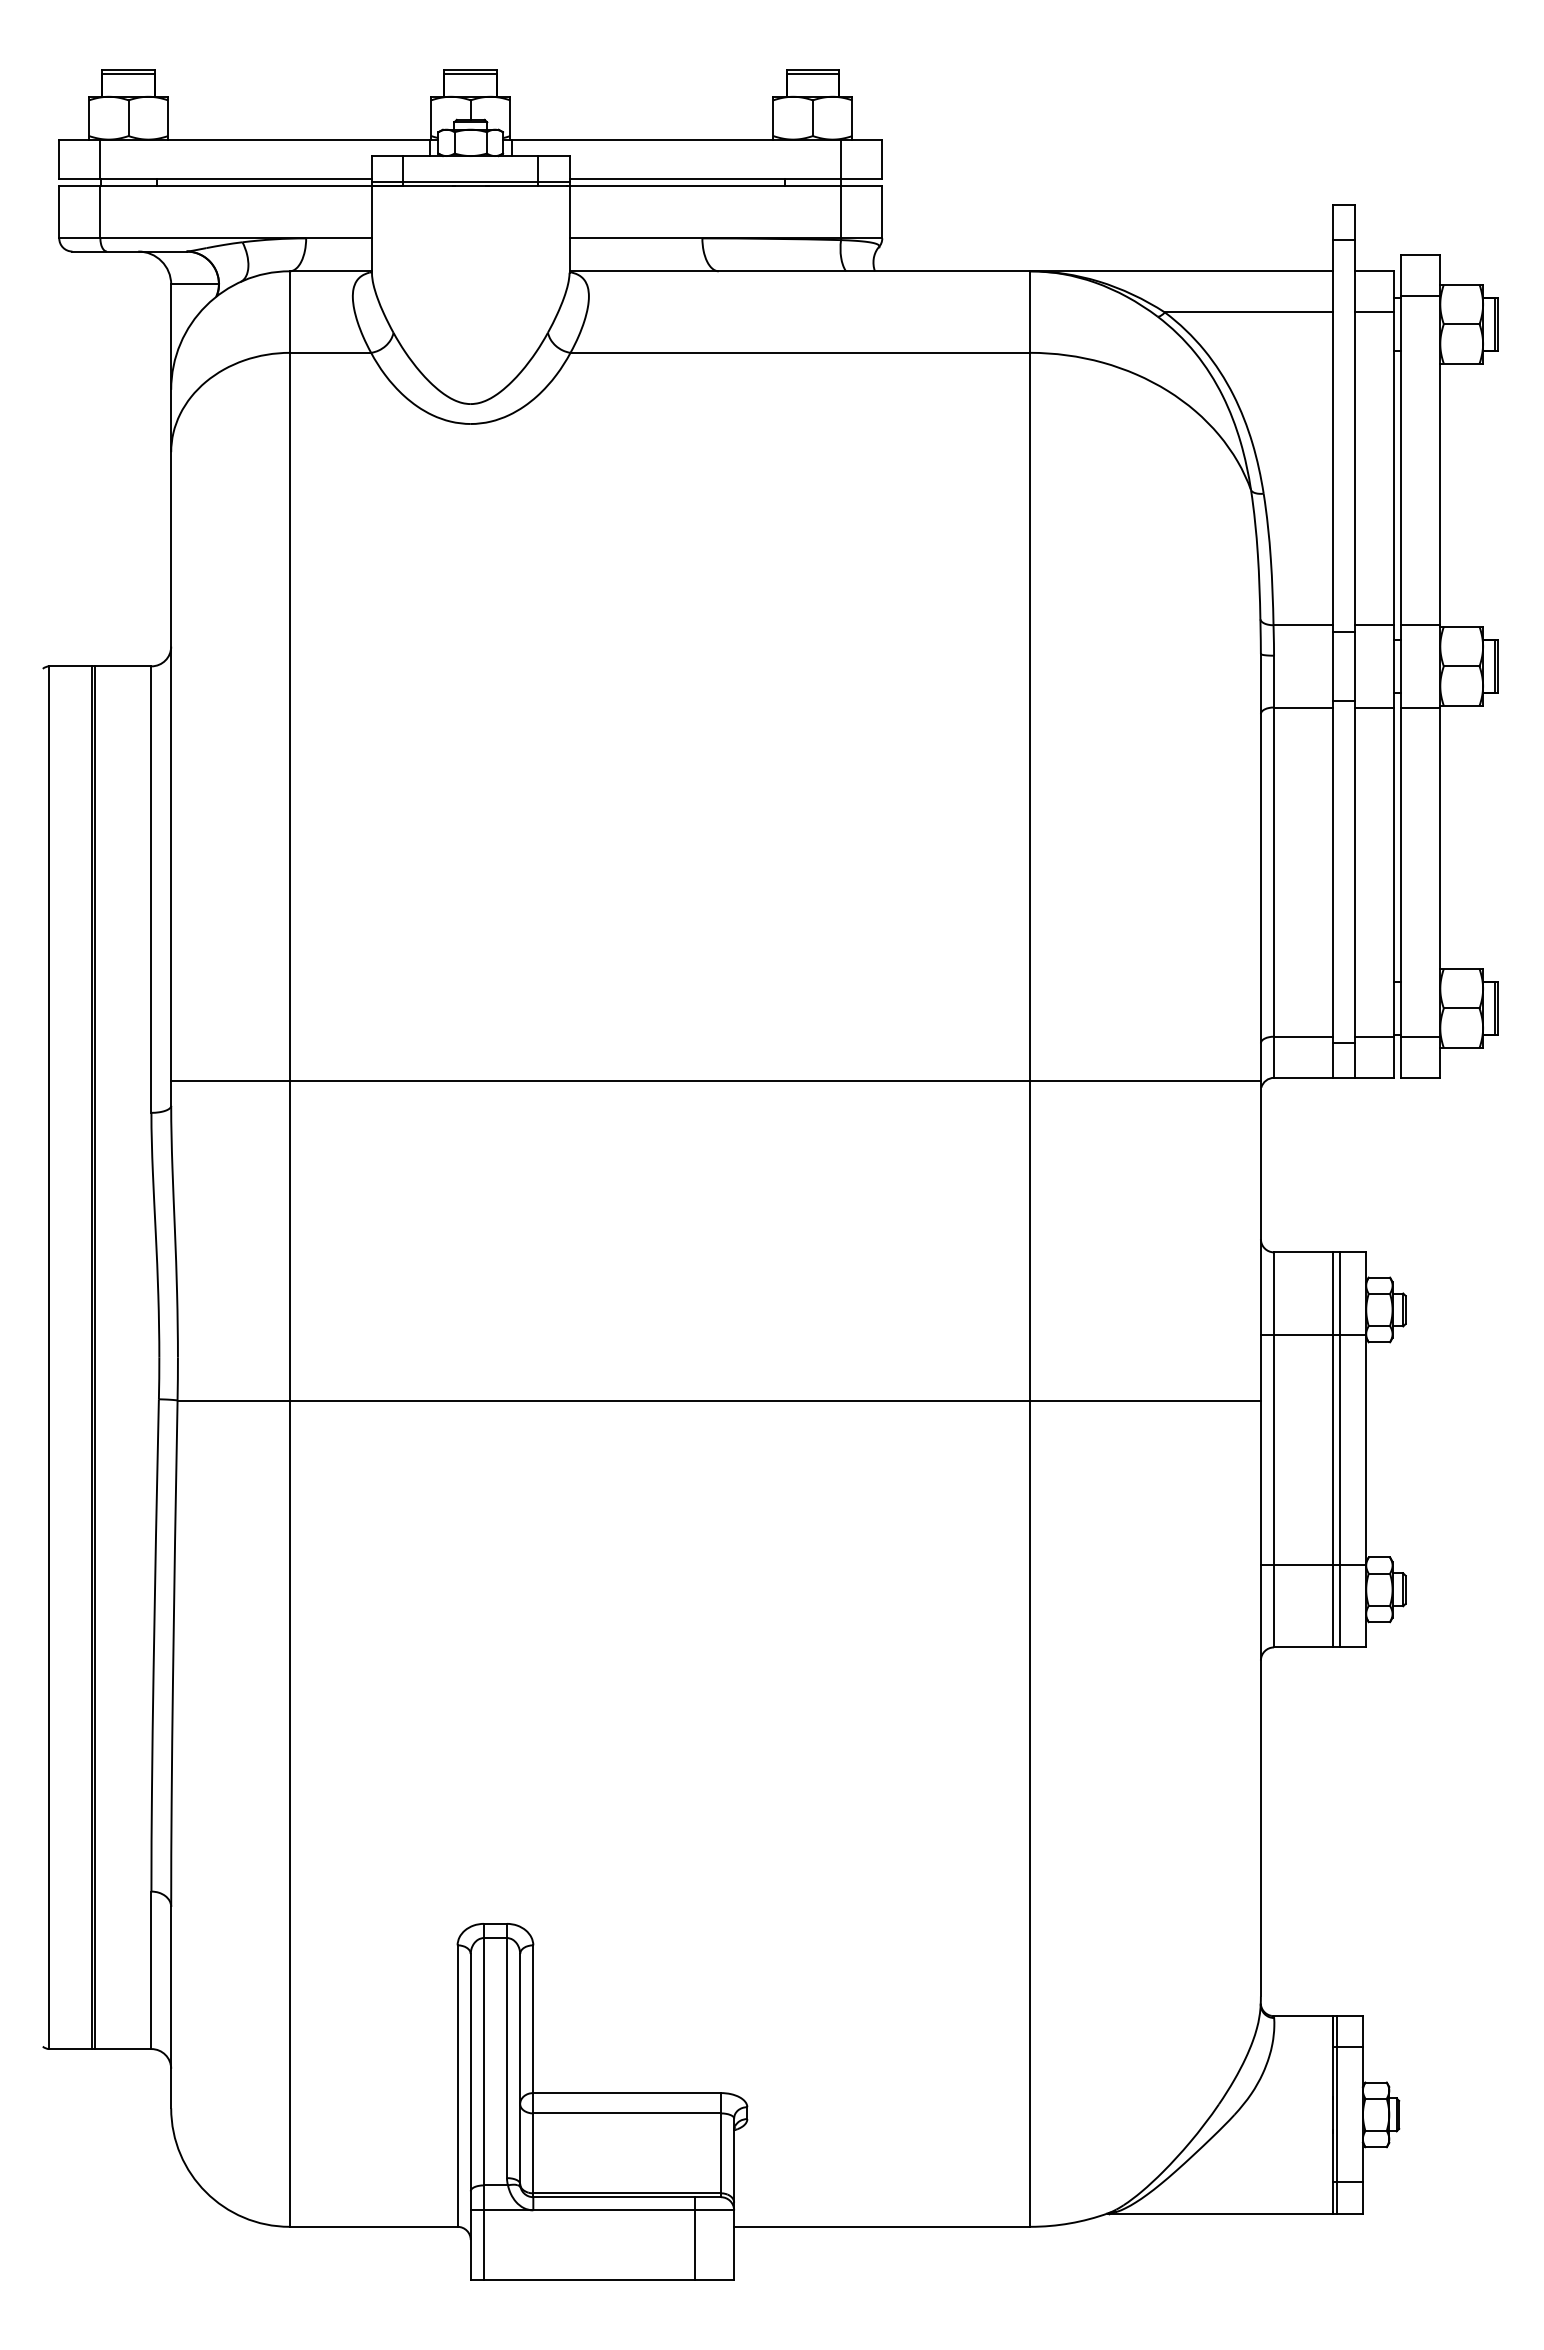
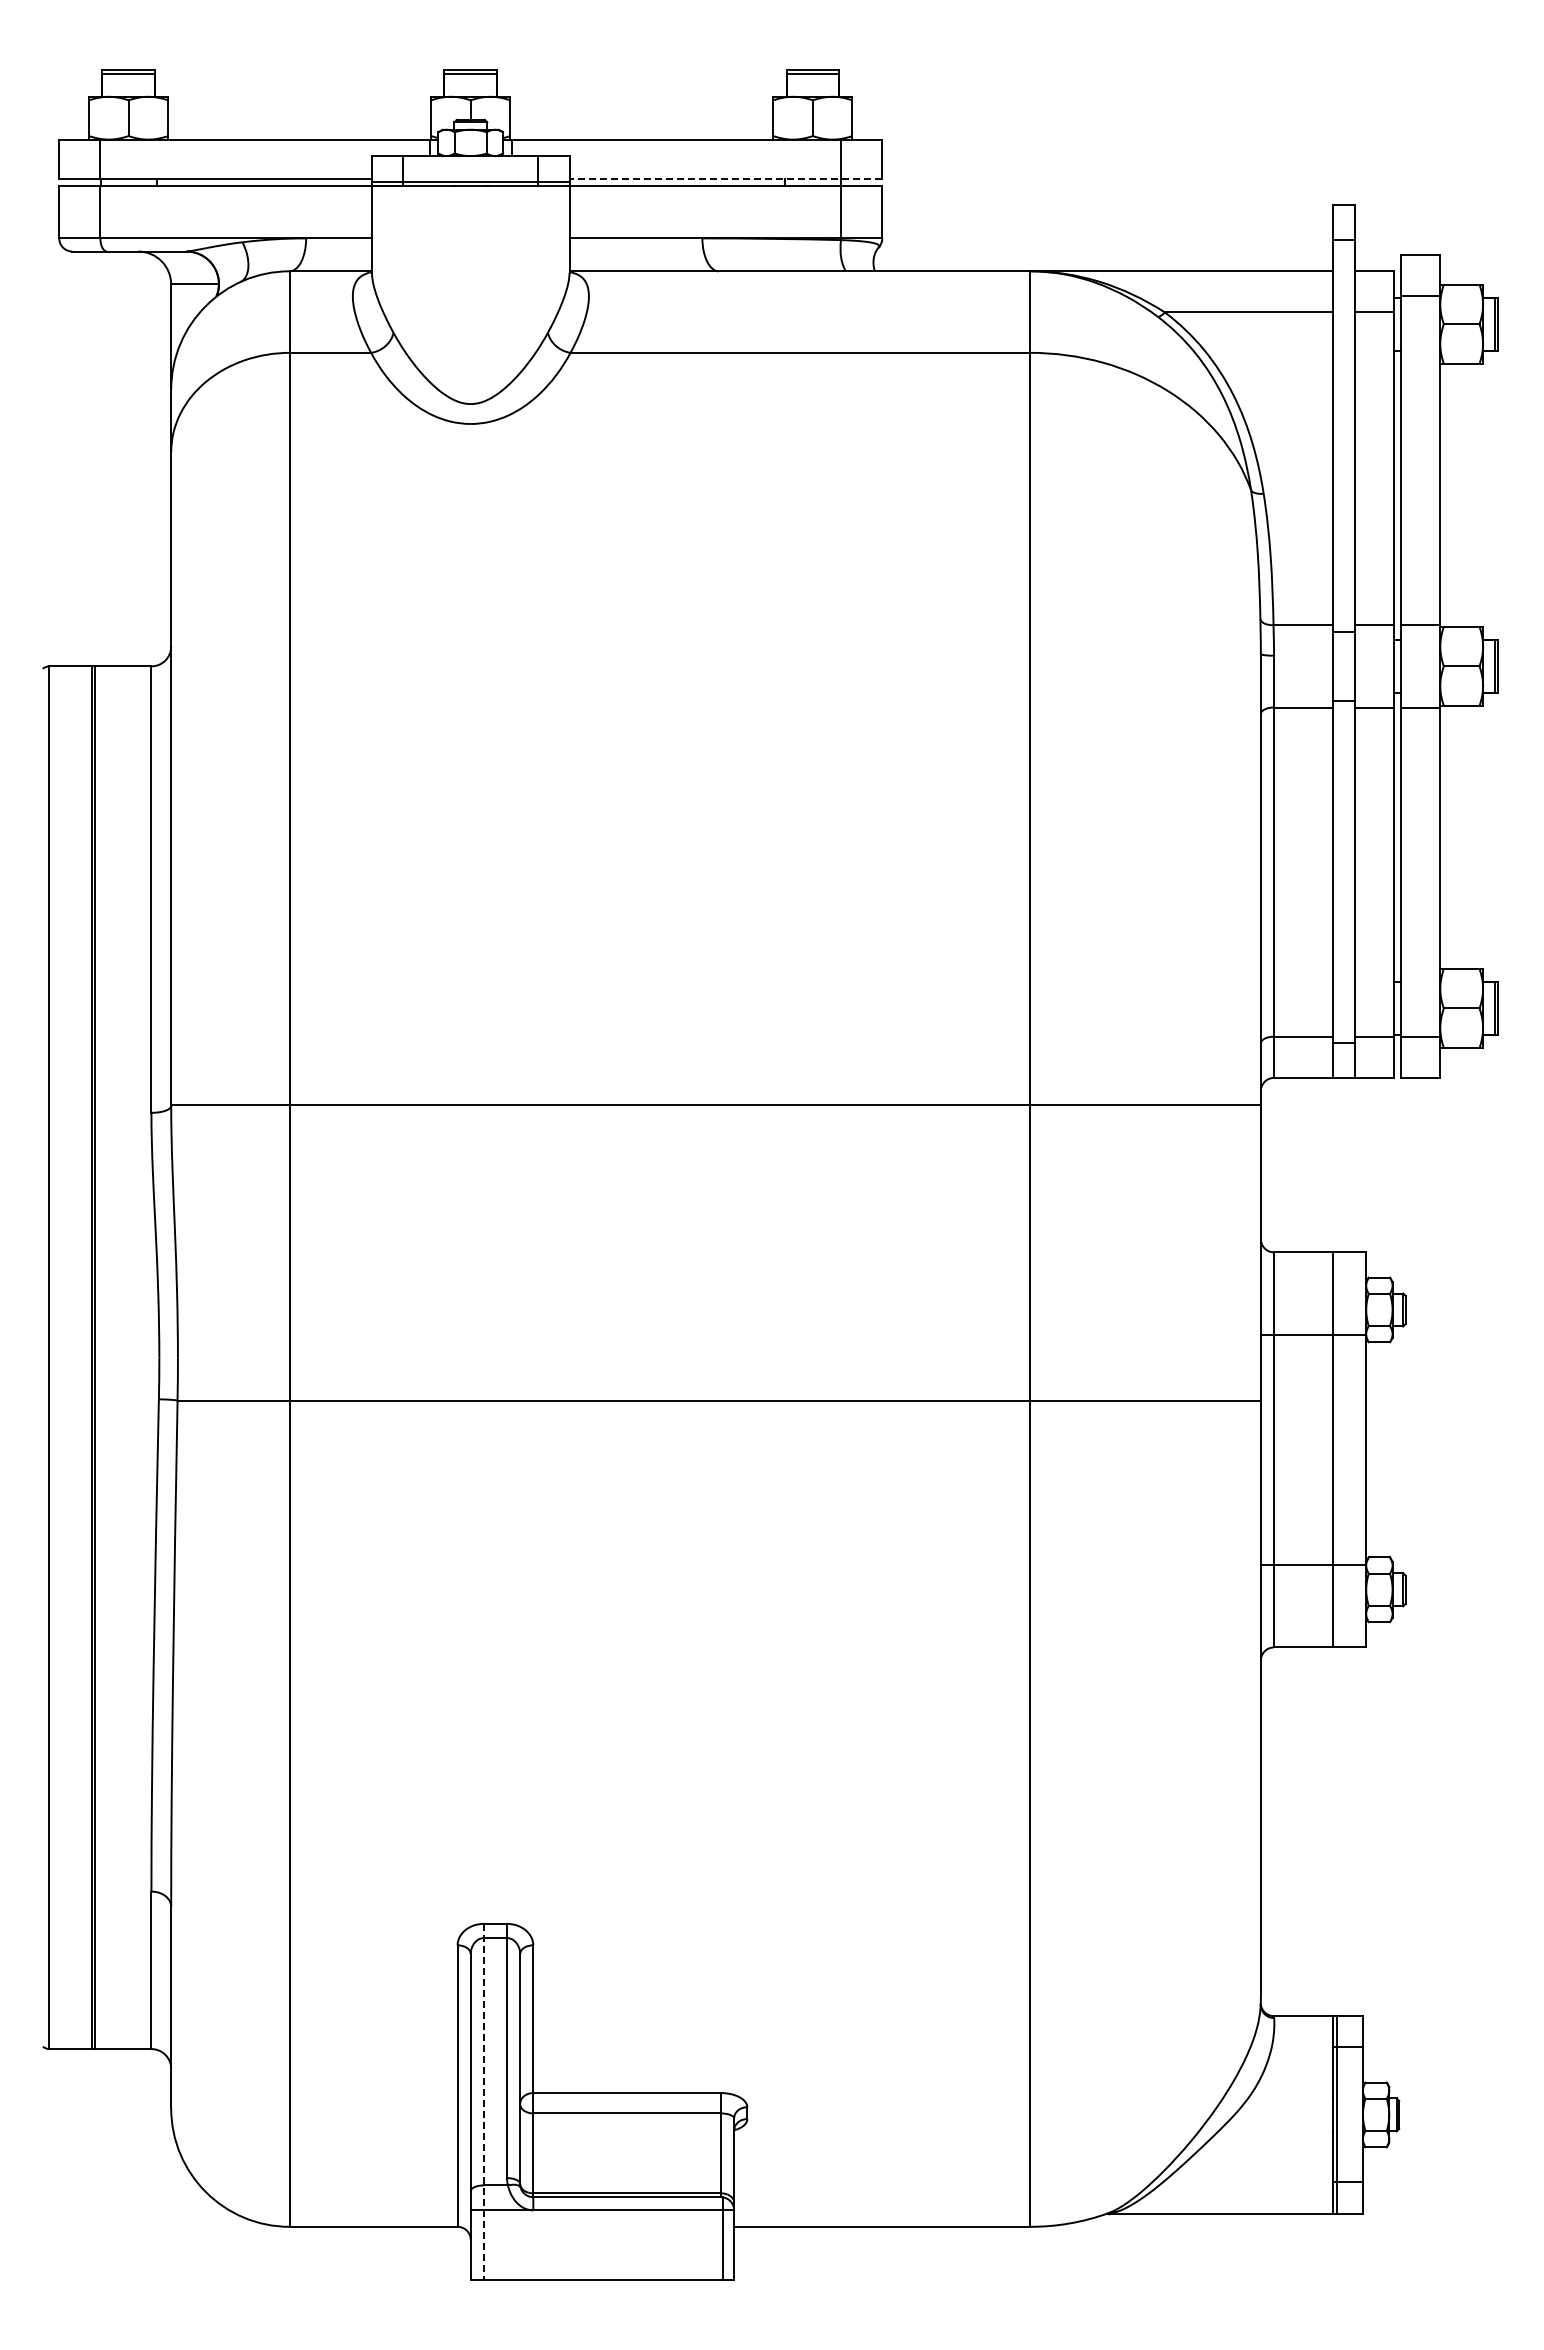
line: solid -> dashed (725, 179)
line position: (715, 1081) -> (715, 1105) (715, 1105)
line: present -> none (1339, 1449)
line: solid -> dashed (483, 2101)
line position: (694, 2238) -> (722, 2238) (722, 2238)
